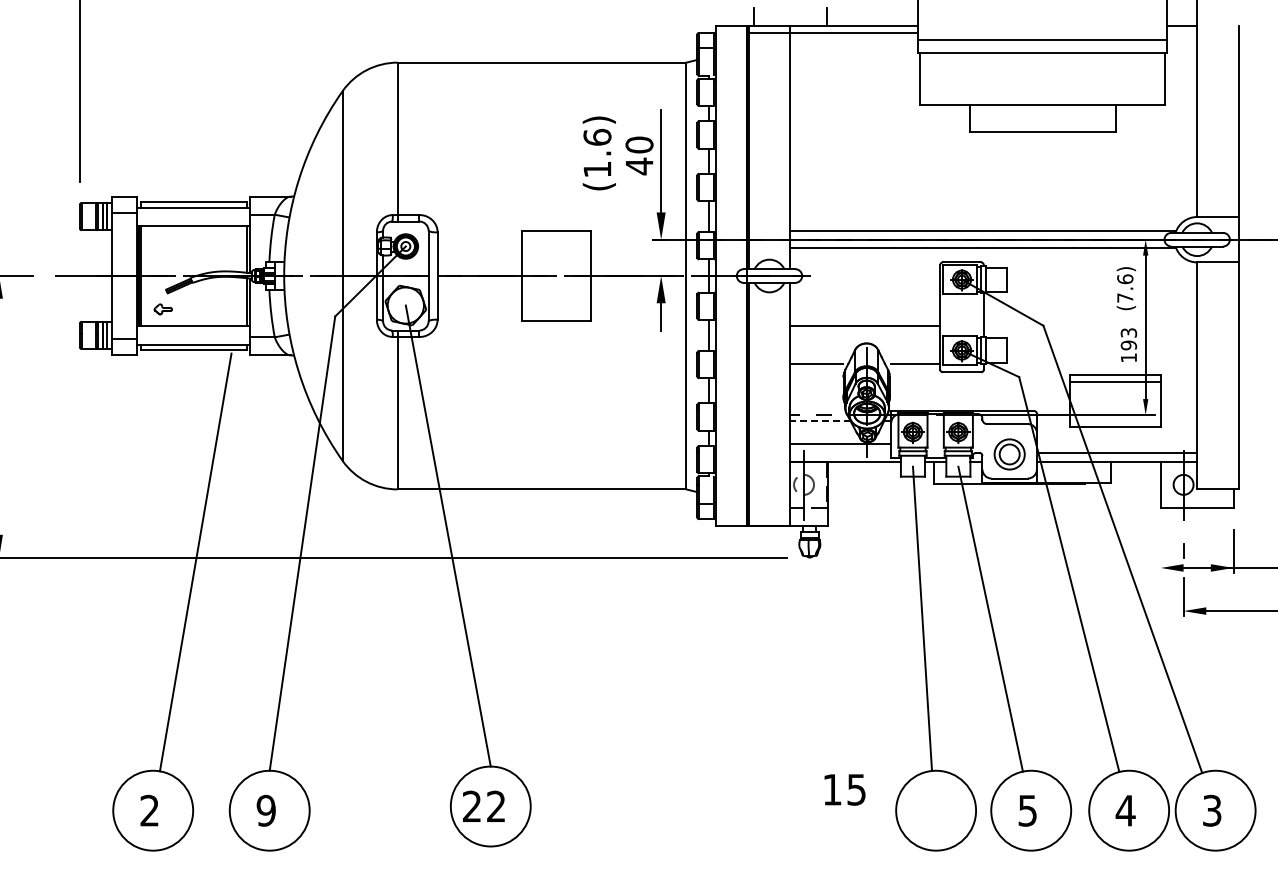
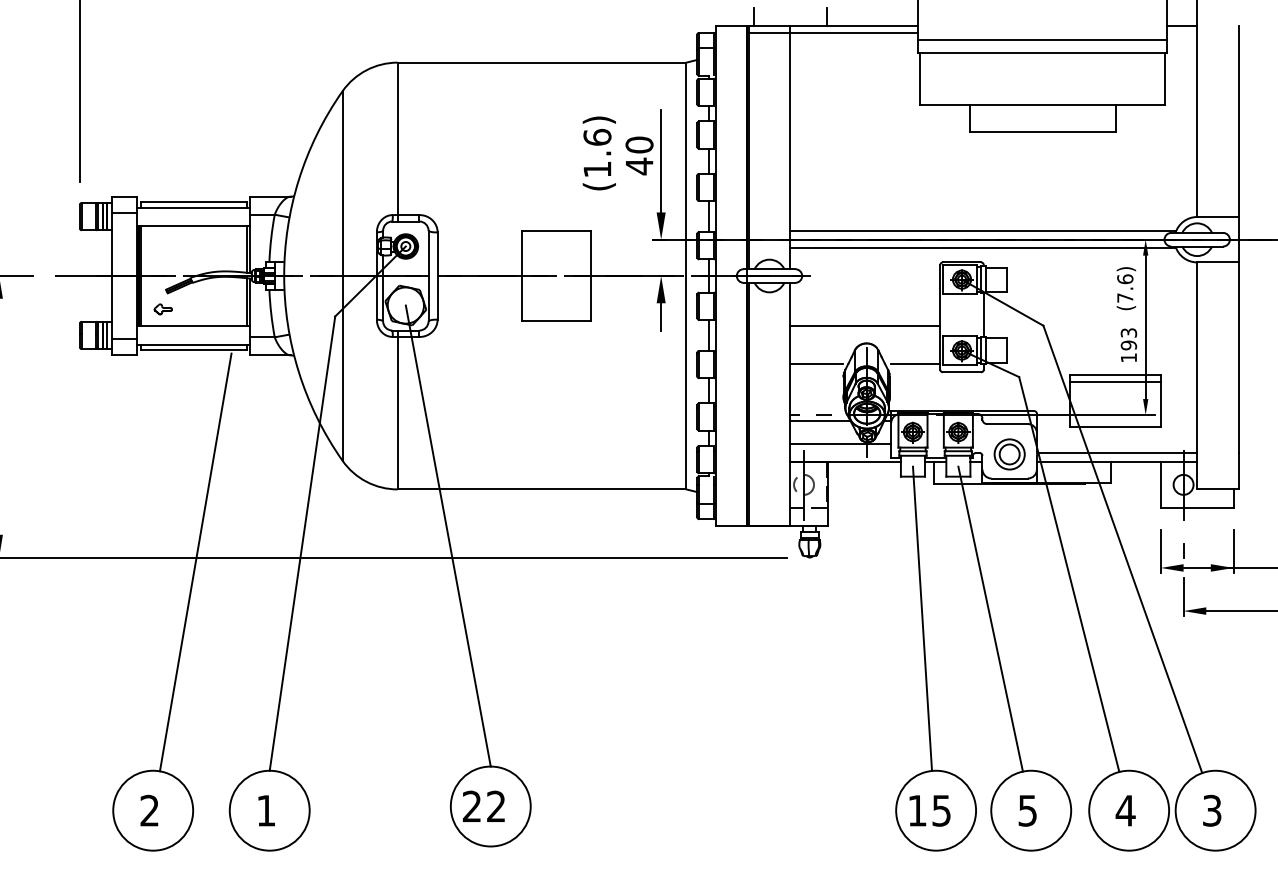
line: dashed -> solid (819, 421)
line: none -> present (1160, 551)
text position: (844, 789) -> (929, 810) (929, 810)
text: 9 -> 1 (265, 810)
